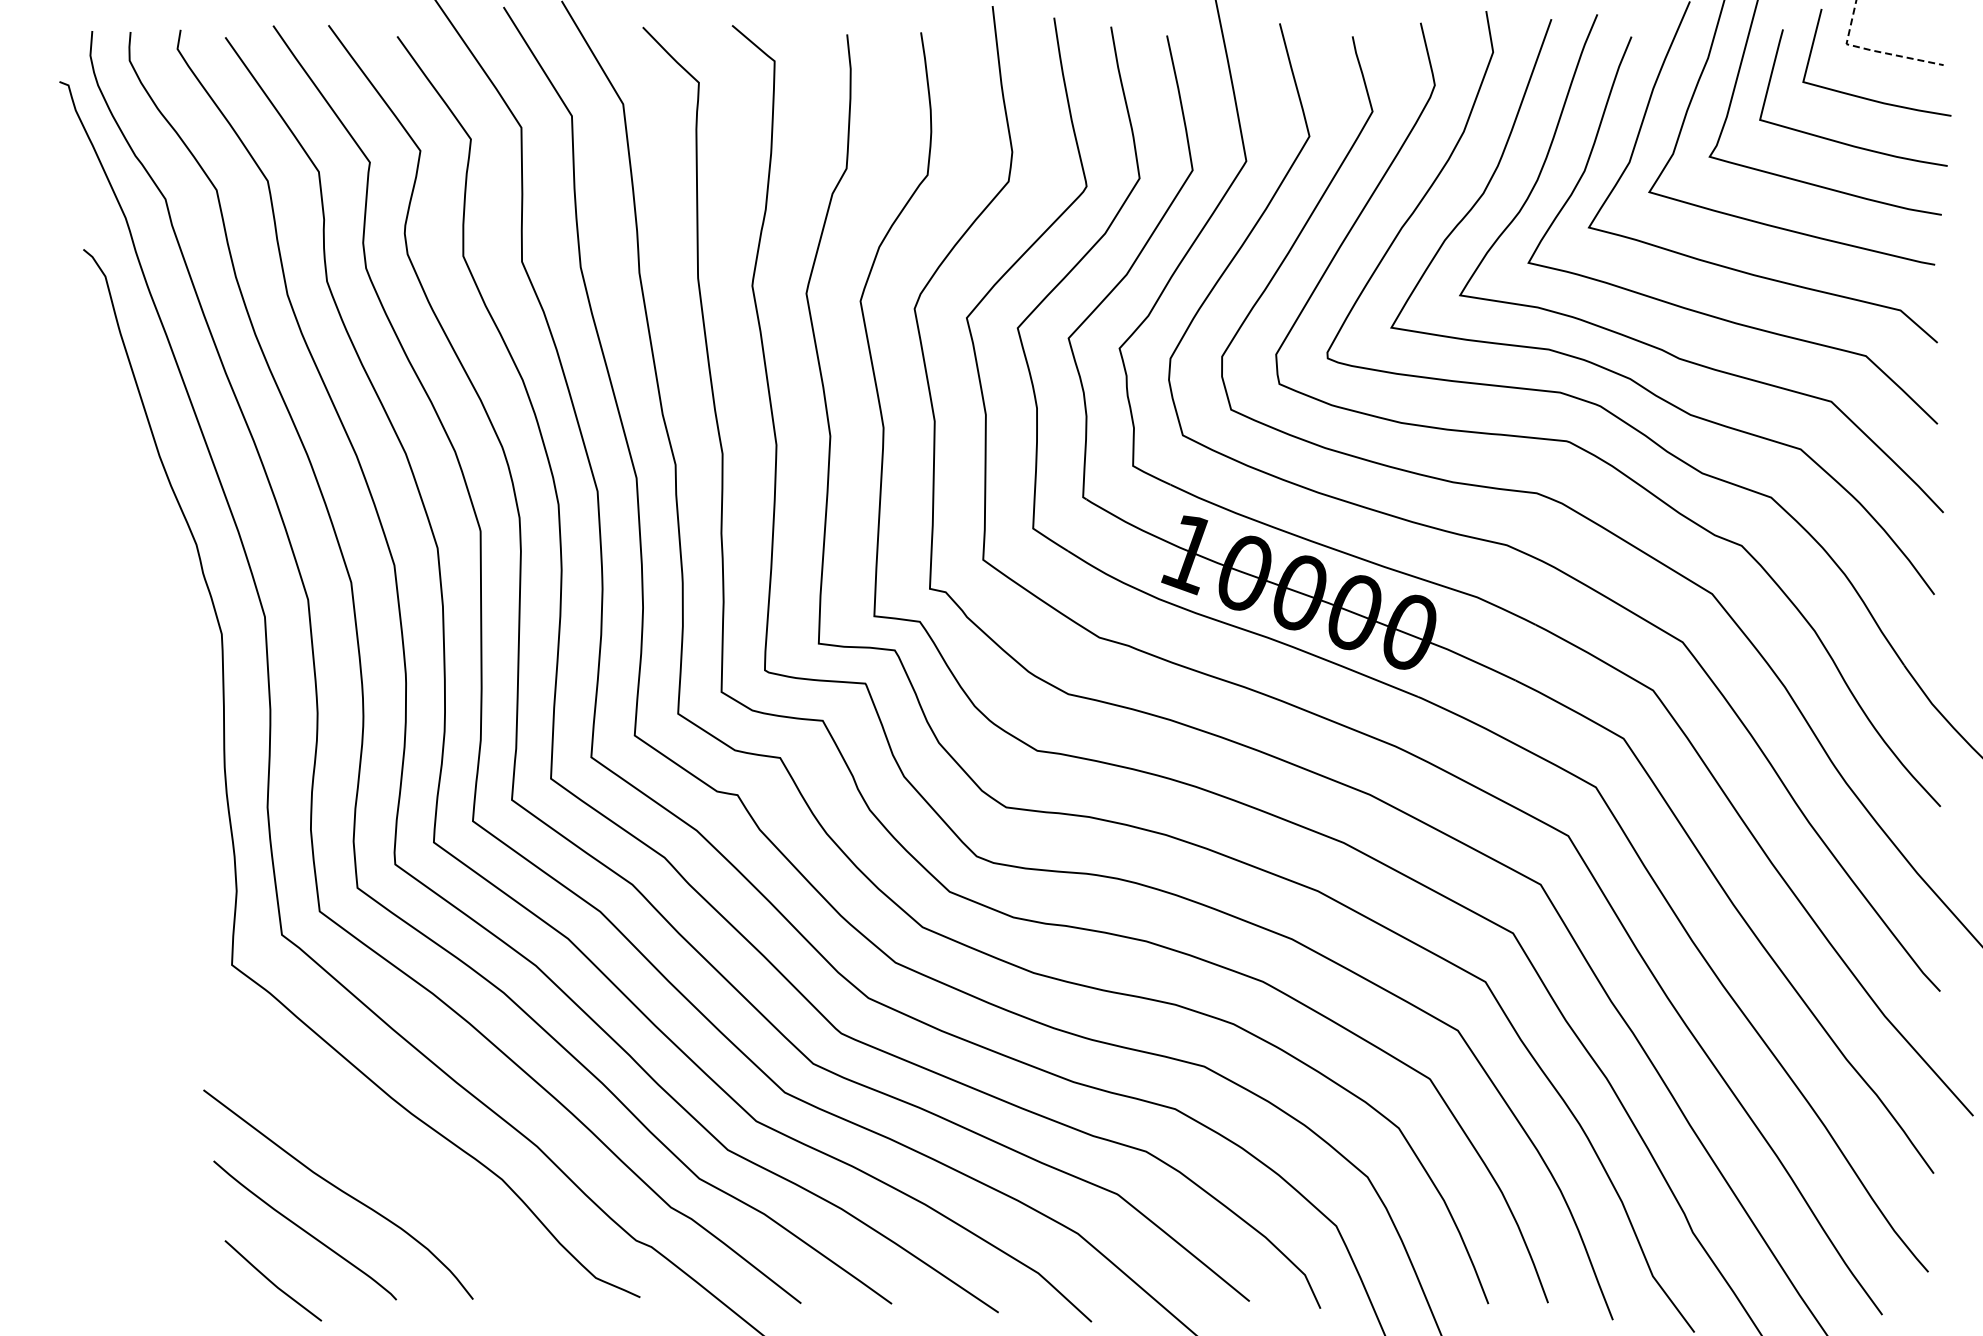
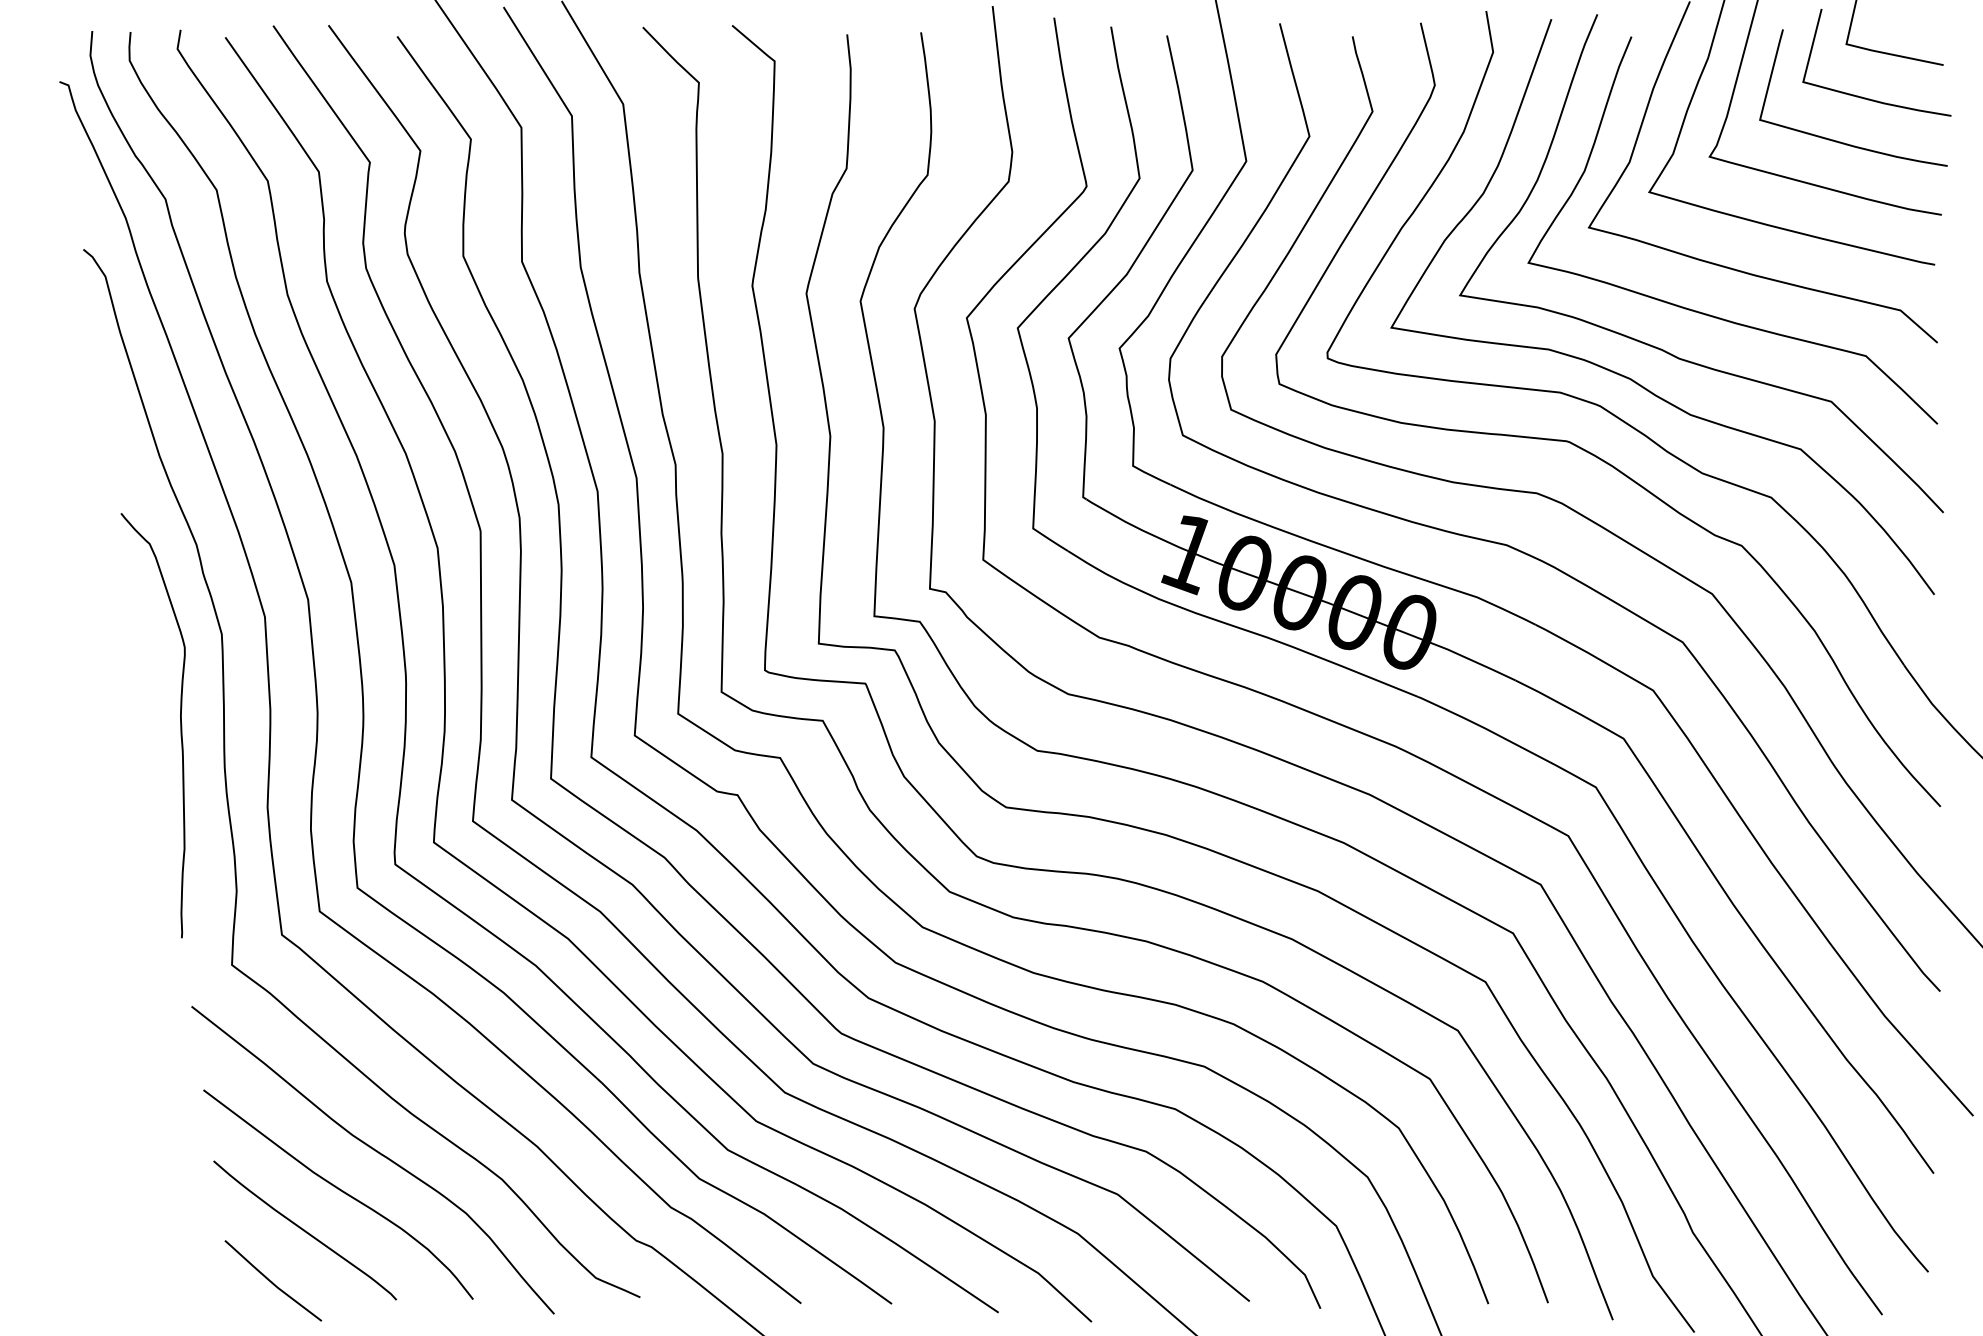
line: dashed -> solid (1871, 50)
curve: none -> present (180, 725)
curve: none -> present (376, 1152)
